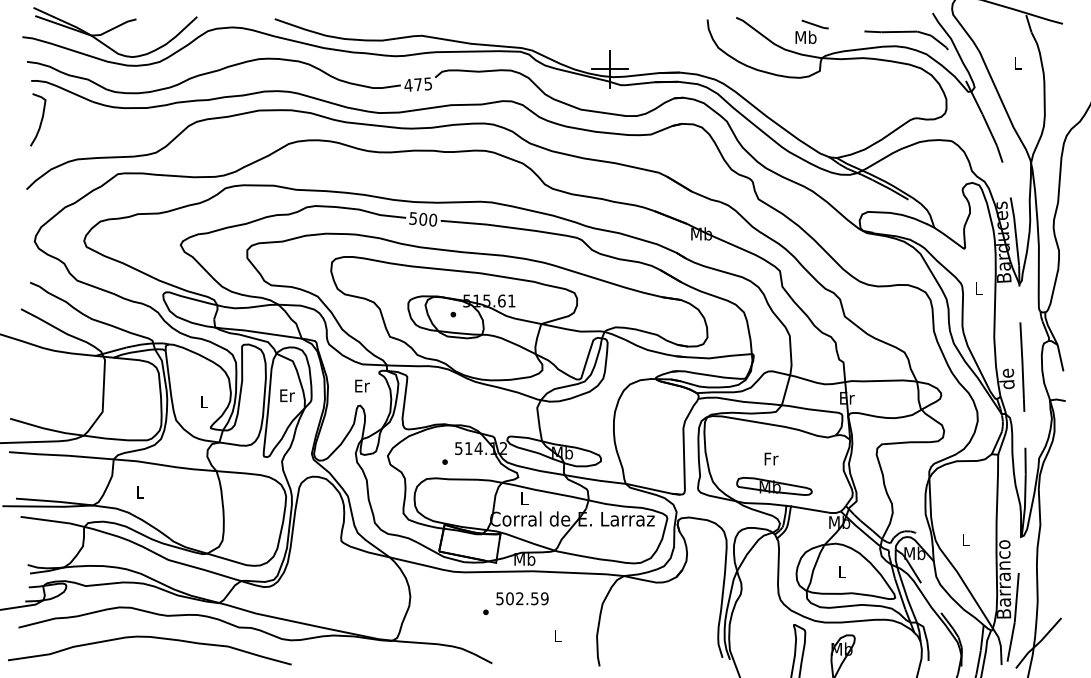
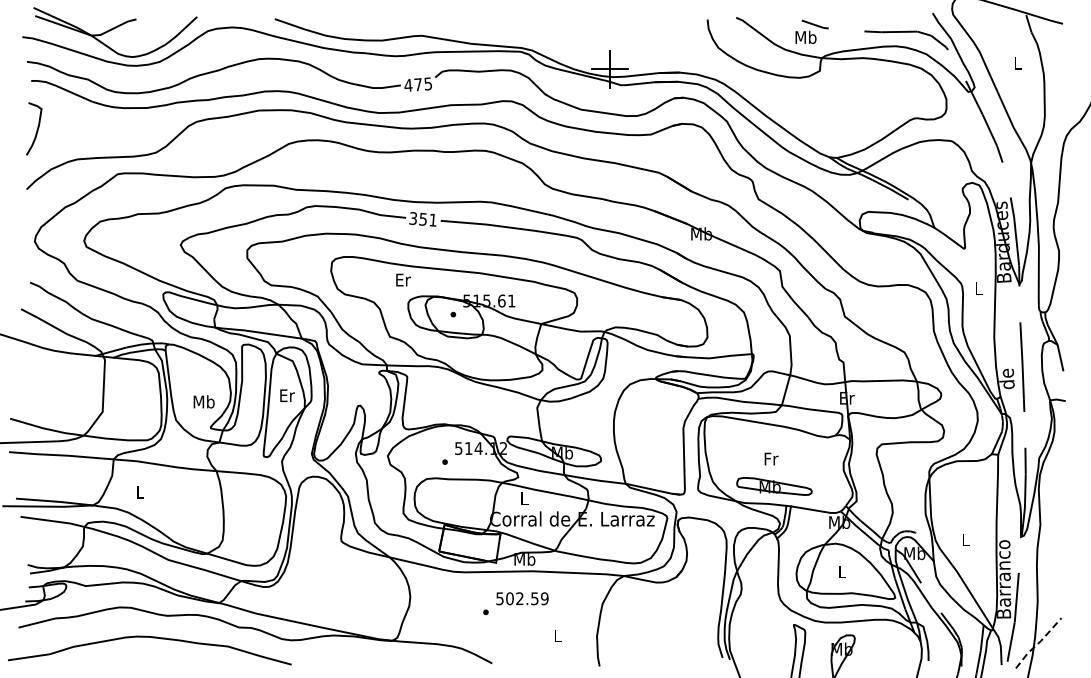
curve position: (40, 120) -> (36, 129) (36, 129)
text: 500 -> 351 (423, 219)
text position: (362, 385) -> (403, 279) (403, 279)
text: L -> Mb (203, 401)
line: solid -> dashed (1038, 643)
